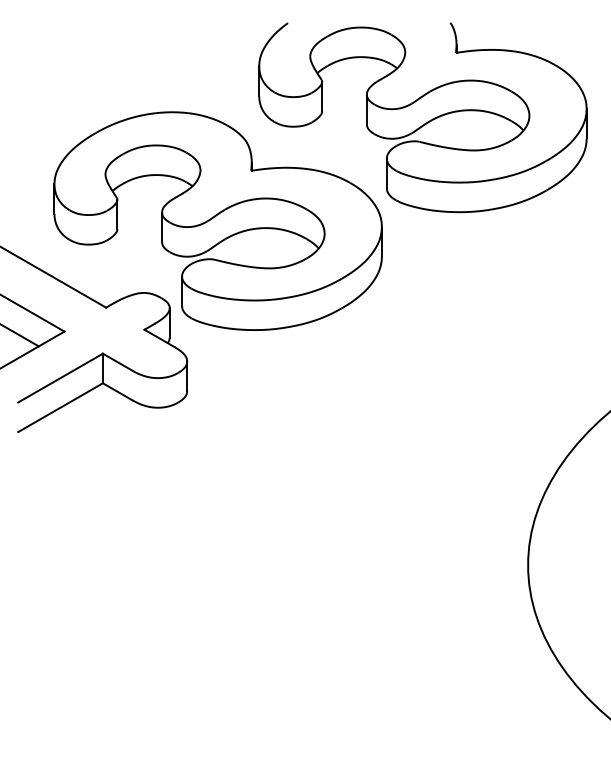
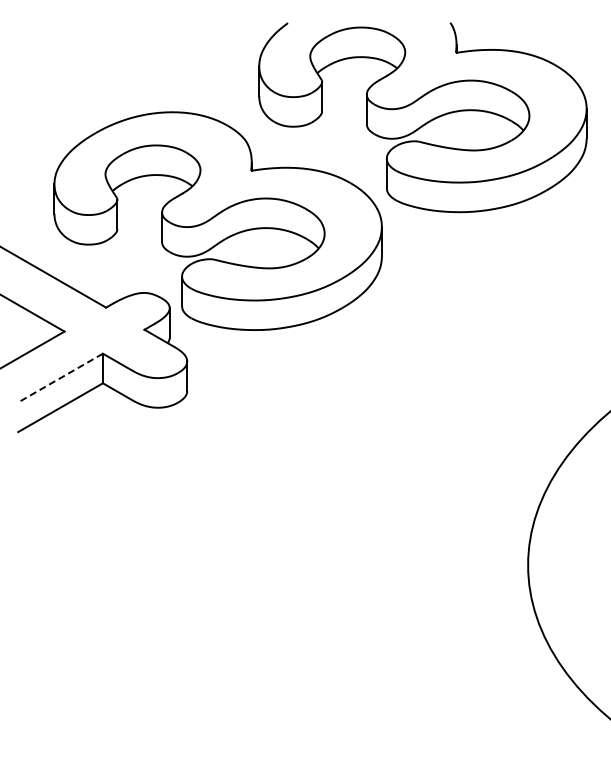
line: present -> none (20, 335)
line: solid -> dashed (60, 378)
